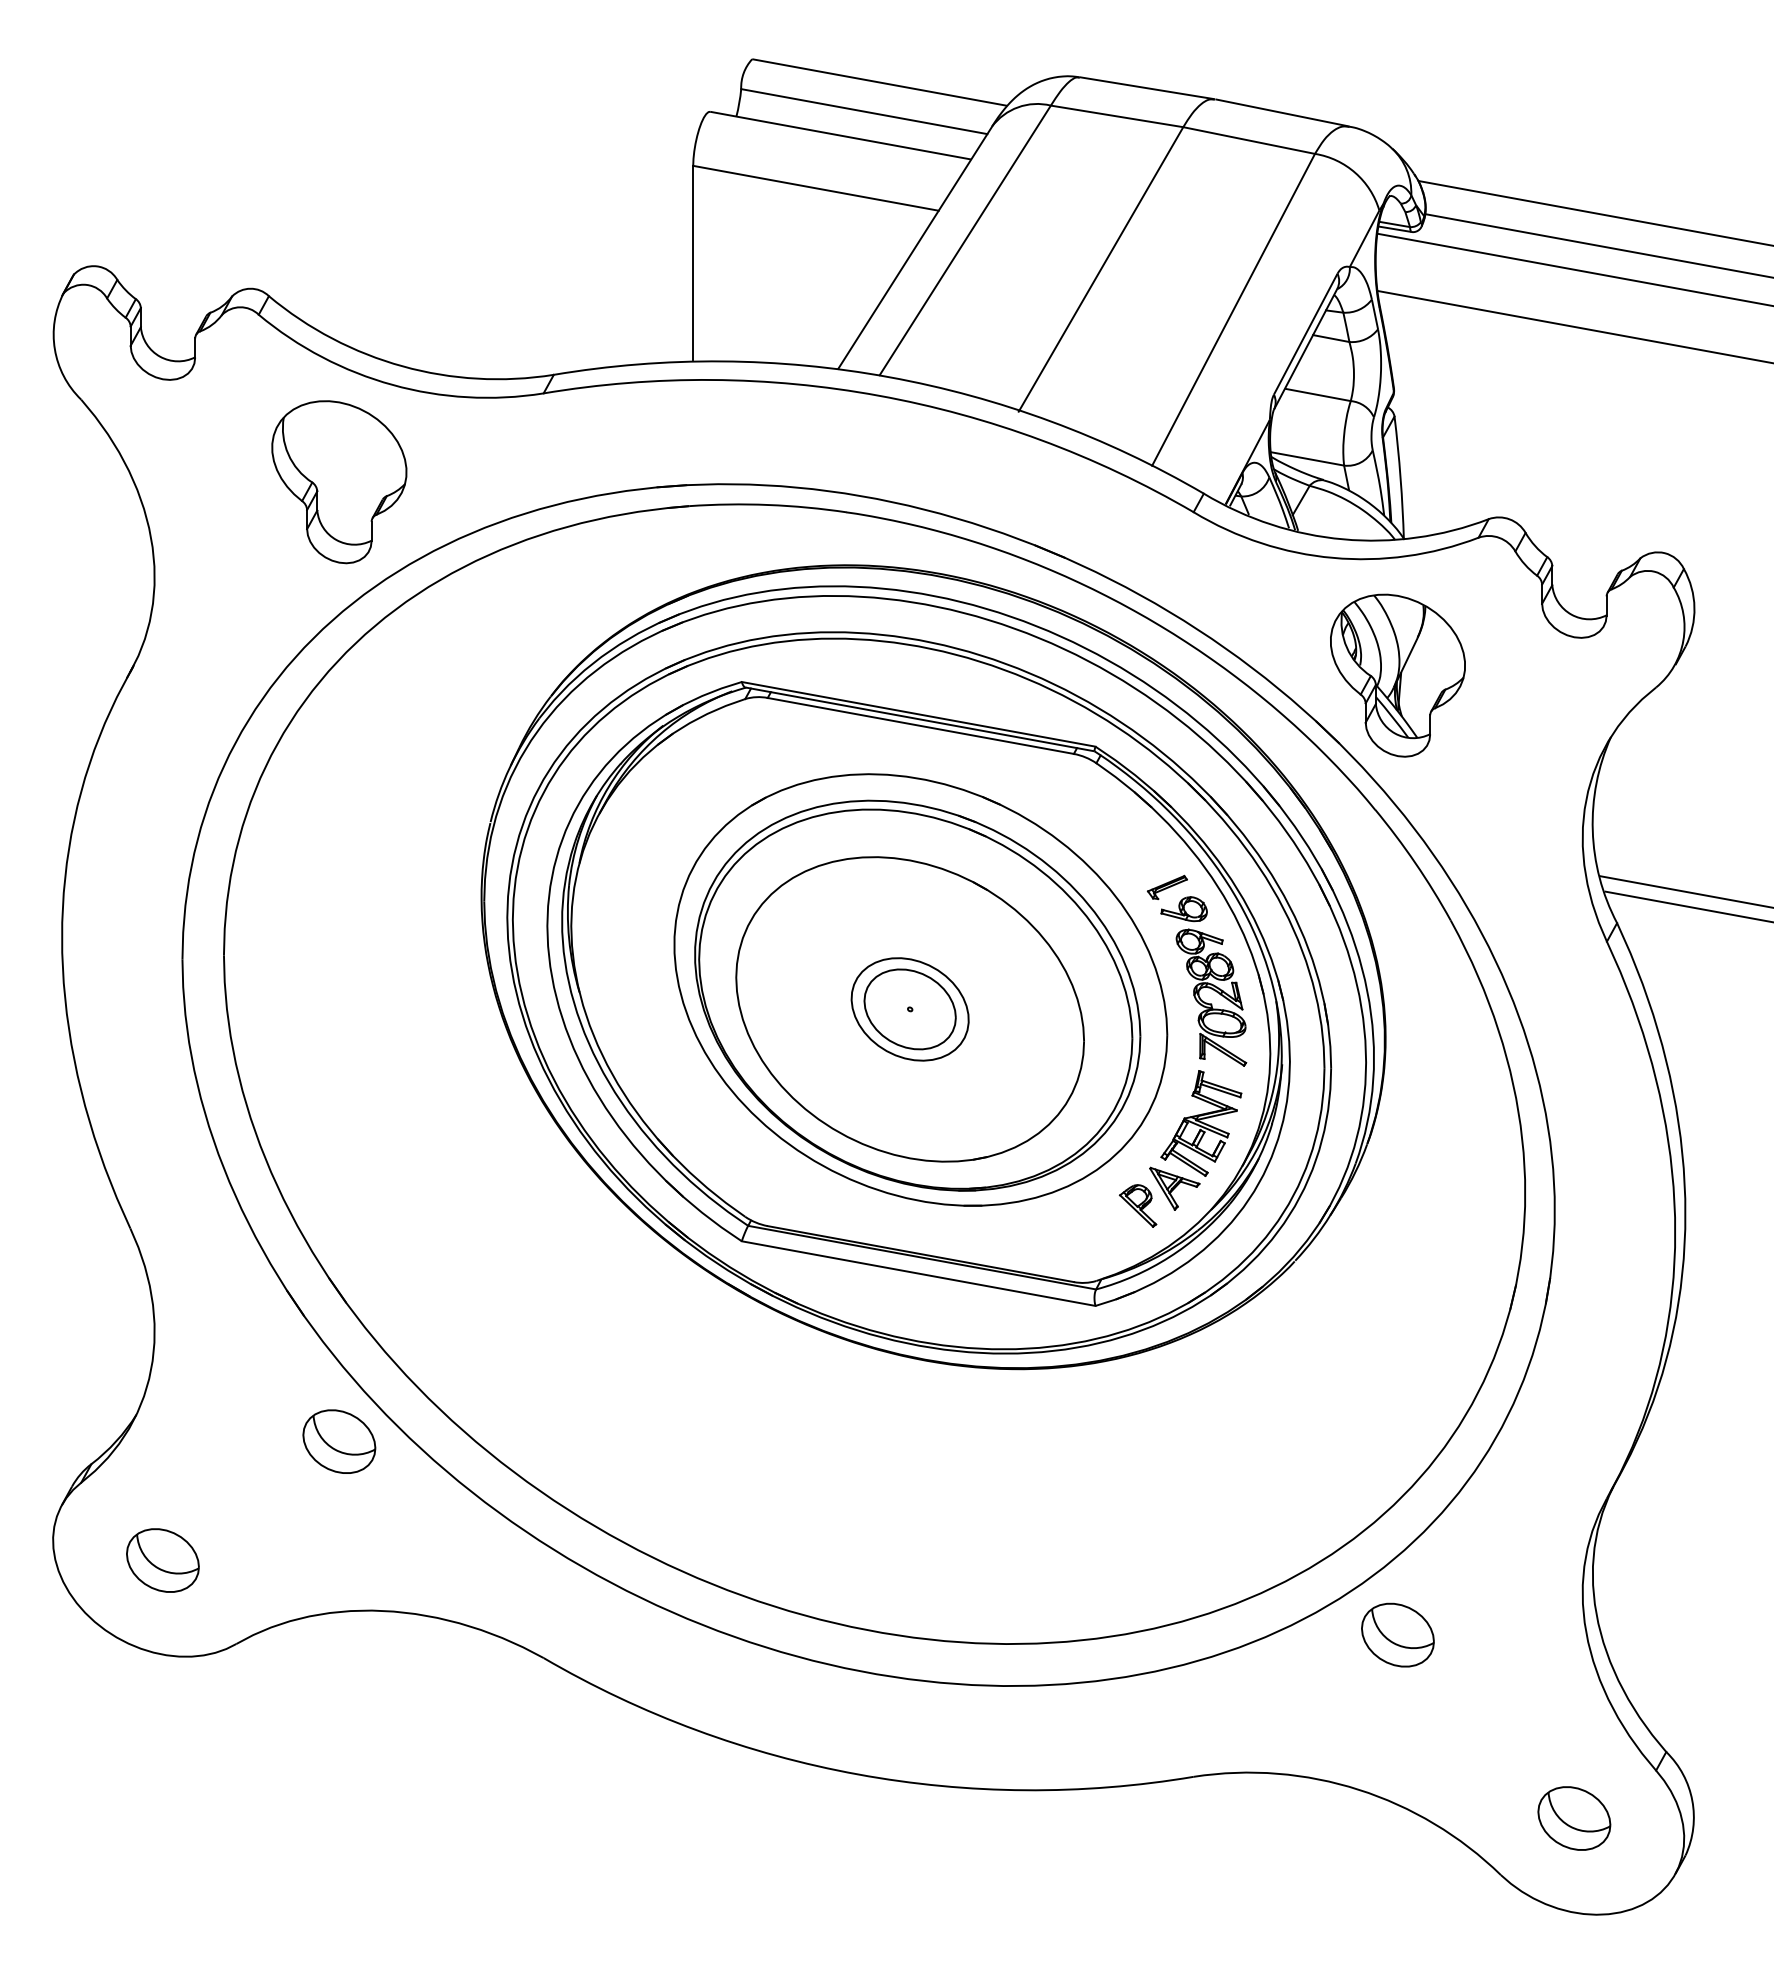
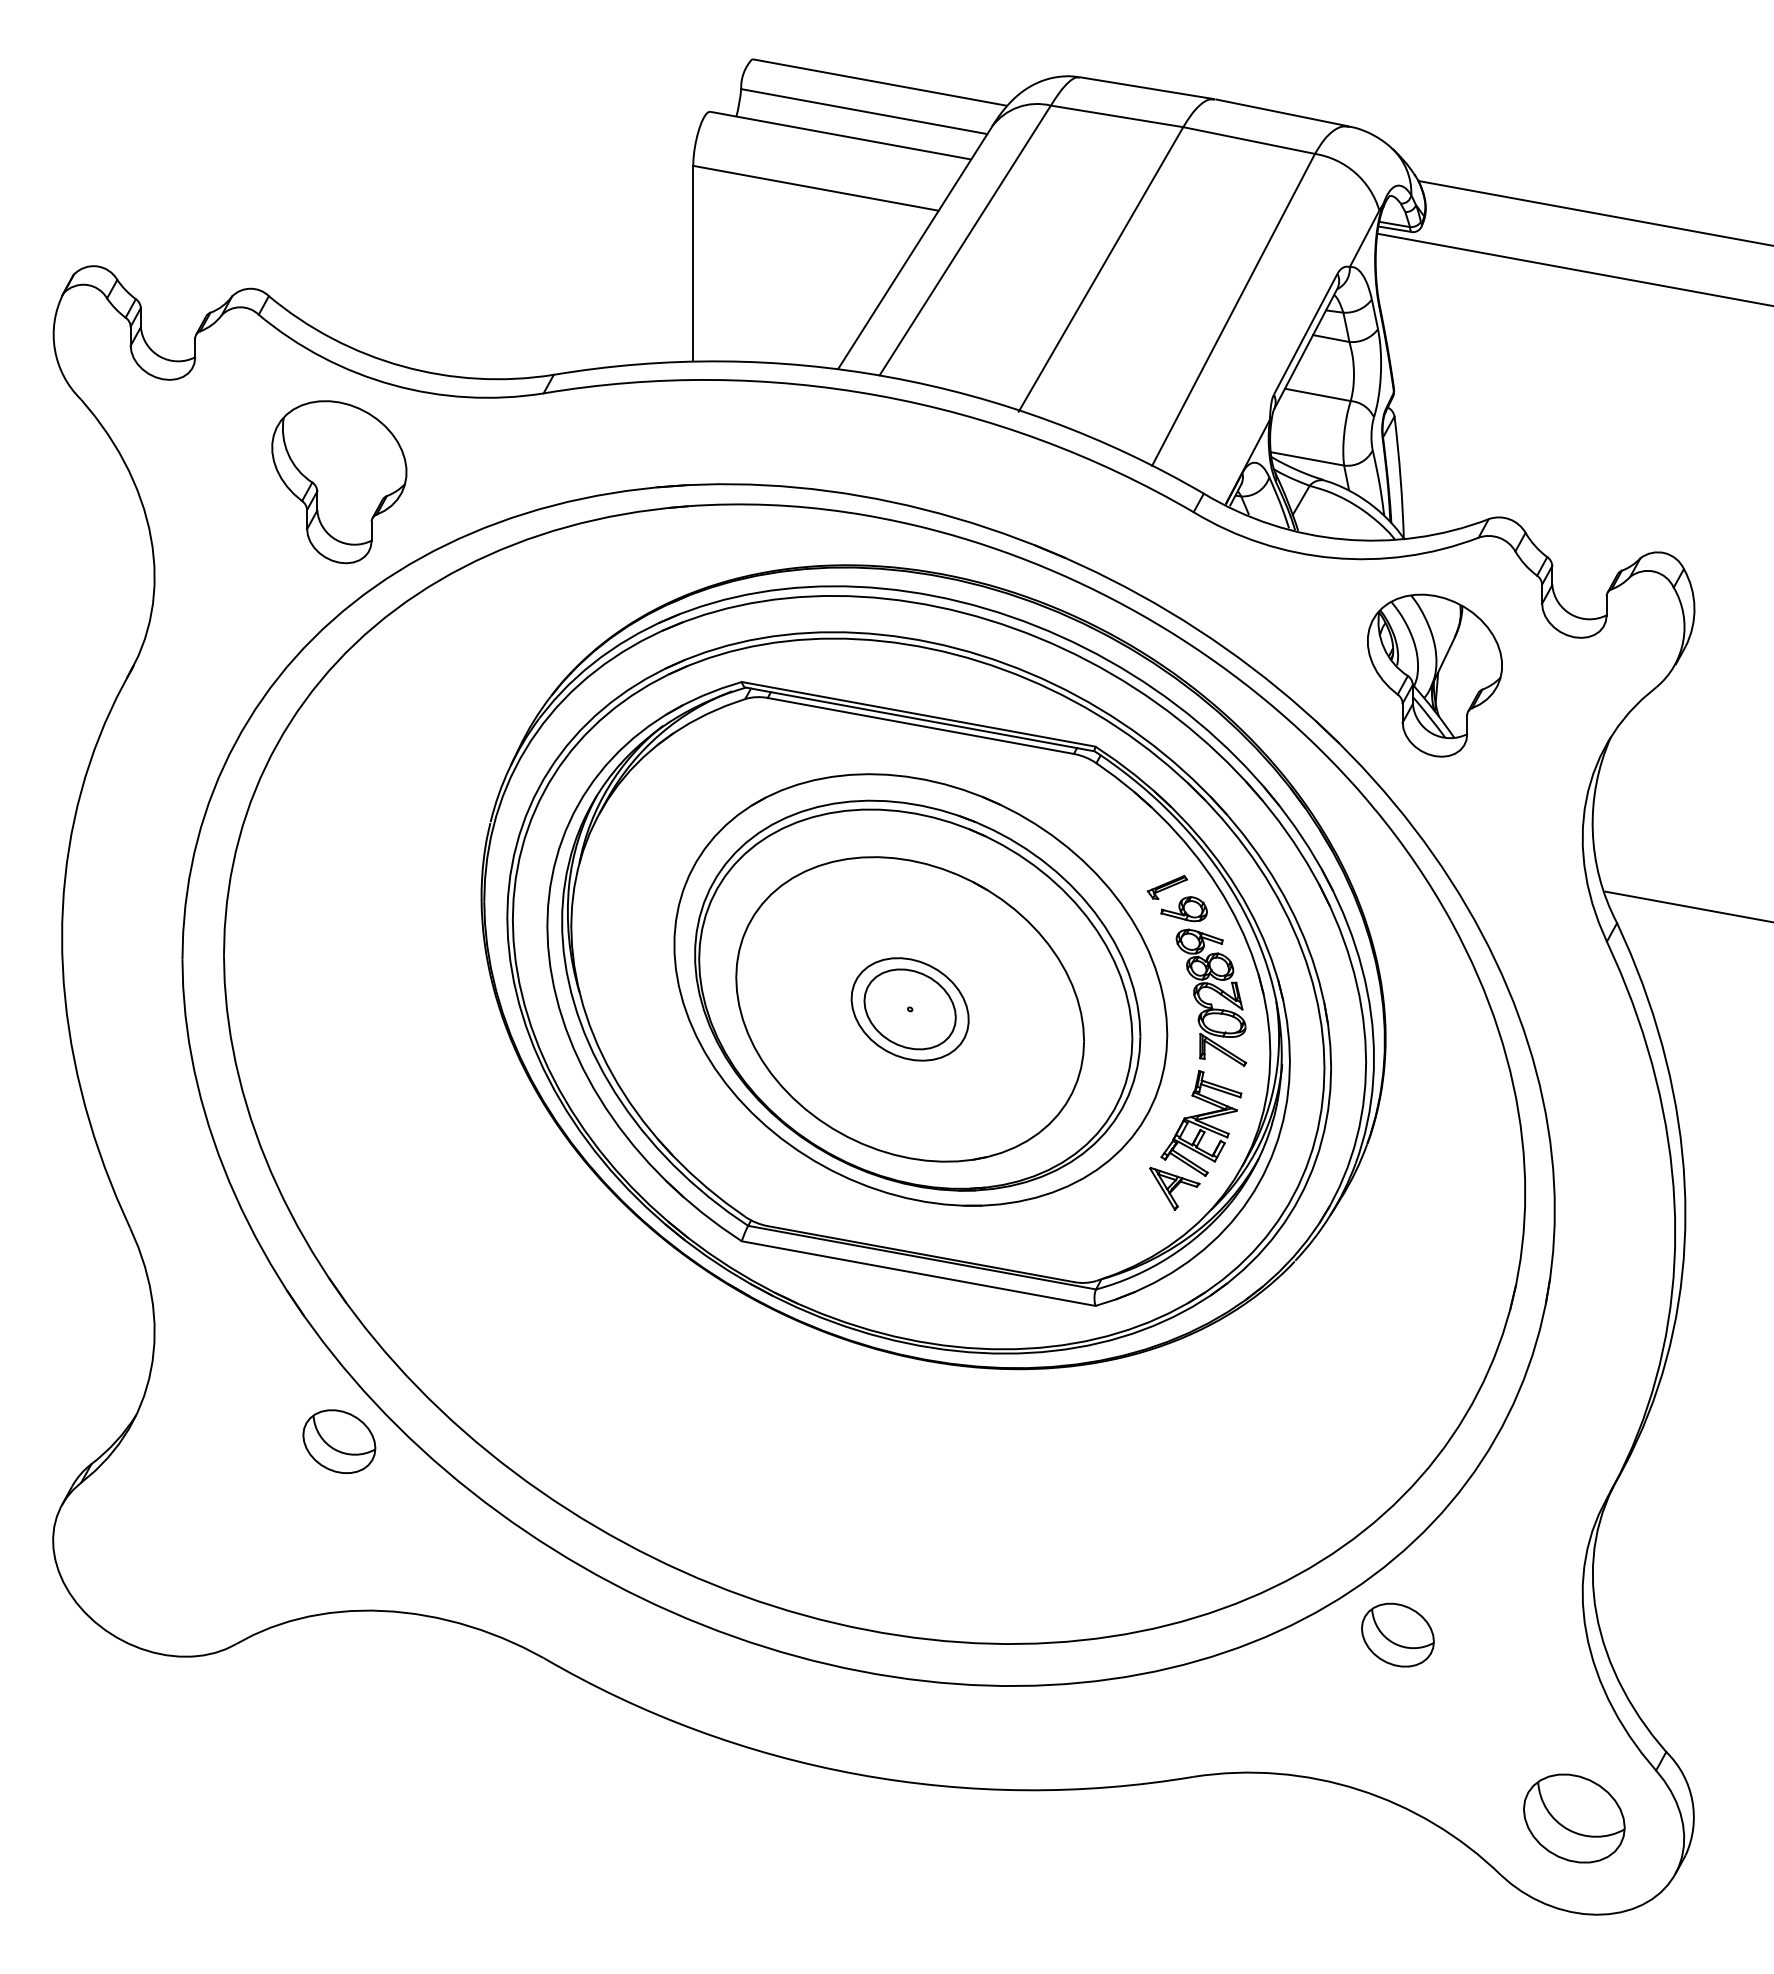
line: present -> none (1597, 245)
line: present -> none (1573, 326)
part position: (1397, 675) -> (1434, 675) (1434, 675)
line: present -> none (1685, 891)
part: present -> none (1137, 1205)
part: present -> none (162, 1560)
part size: 75x65 px -> 103x91 px (1574, 1818)
